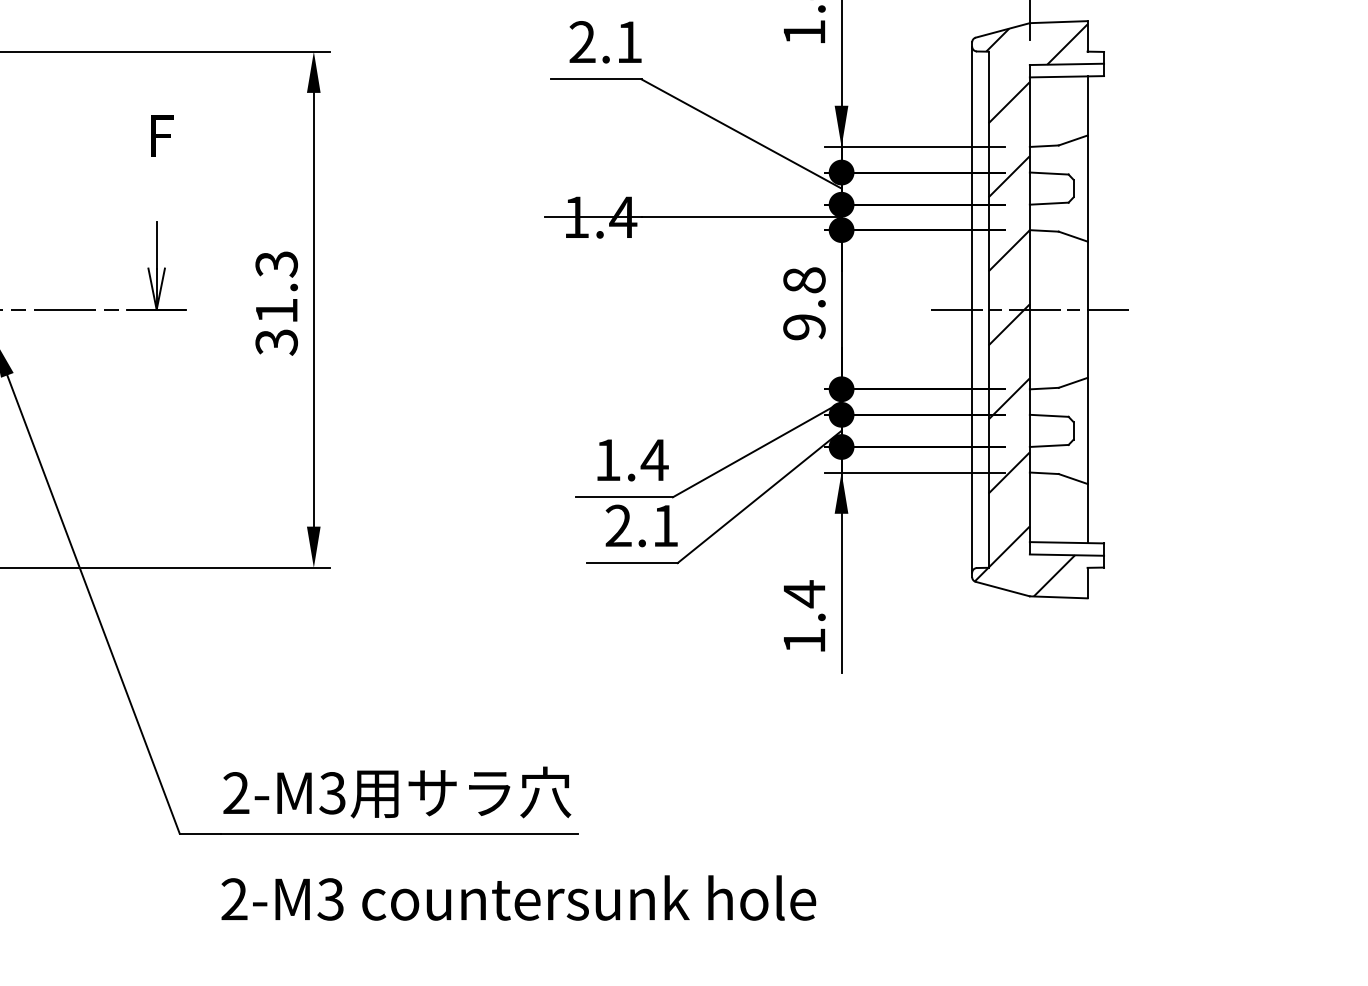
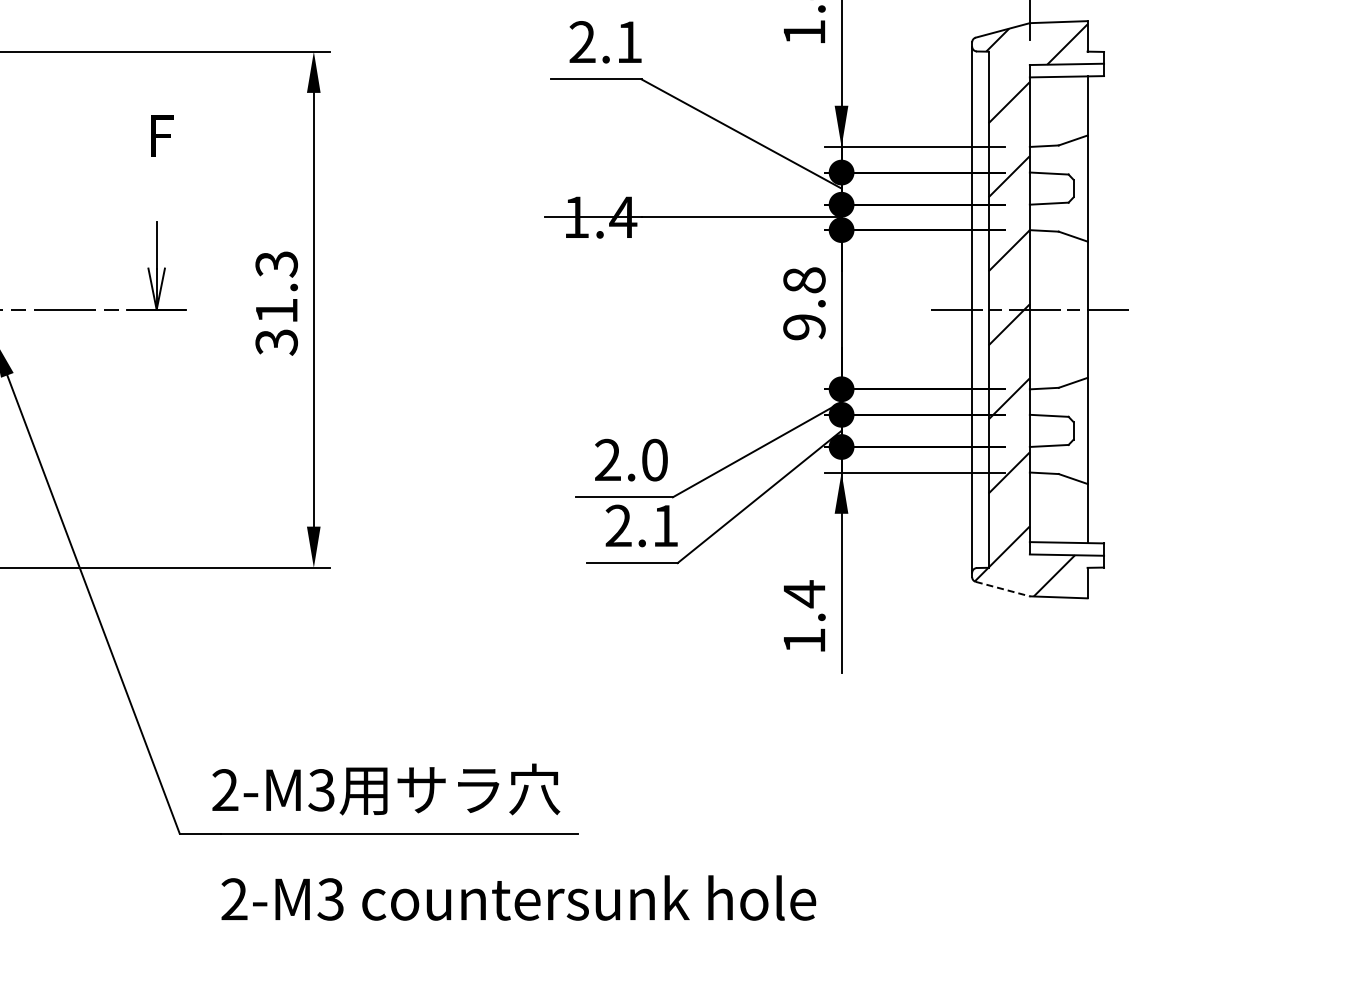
text: 1.4 -> 2.0 (631, 459)
line: solid -> dashed (1002, 589)
text position: (397, 792) -> (386, 789) (386, 789)
